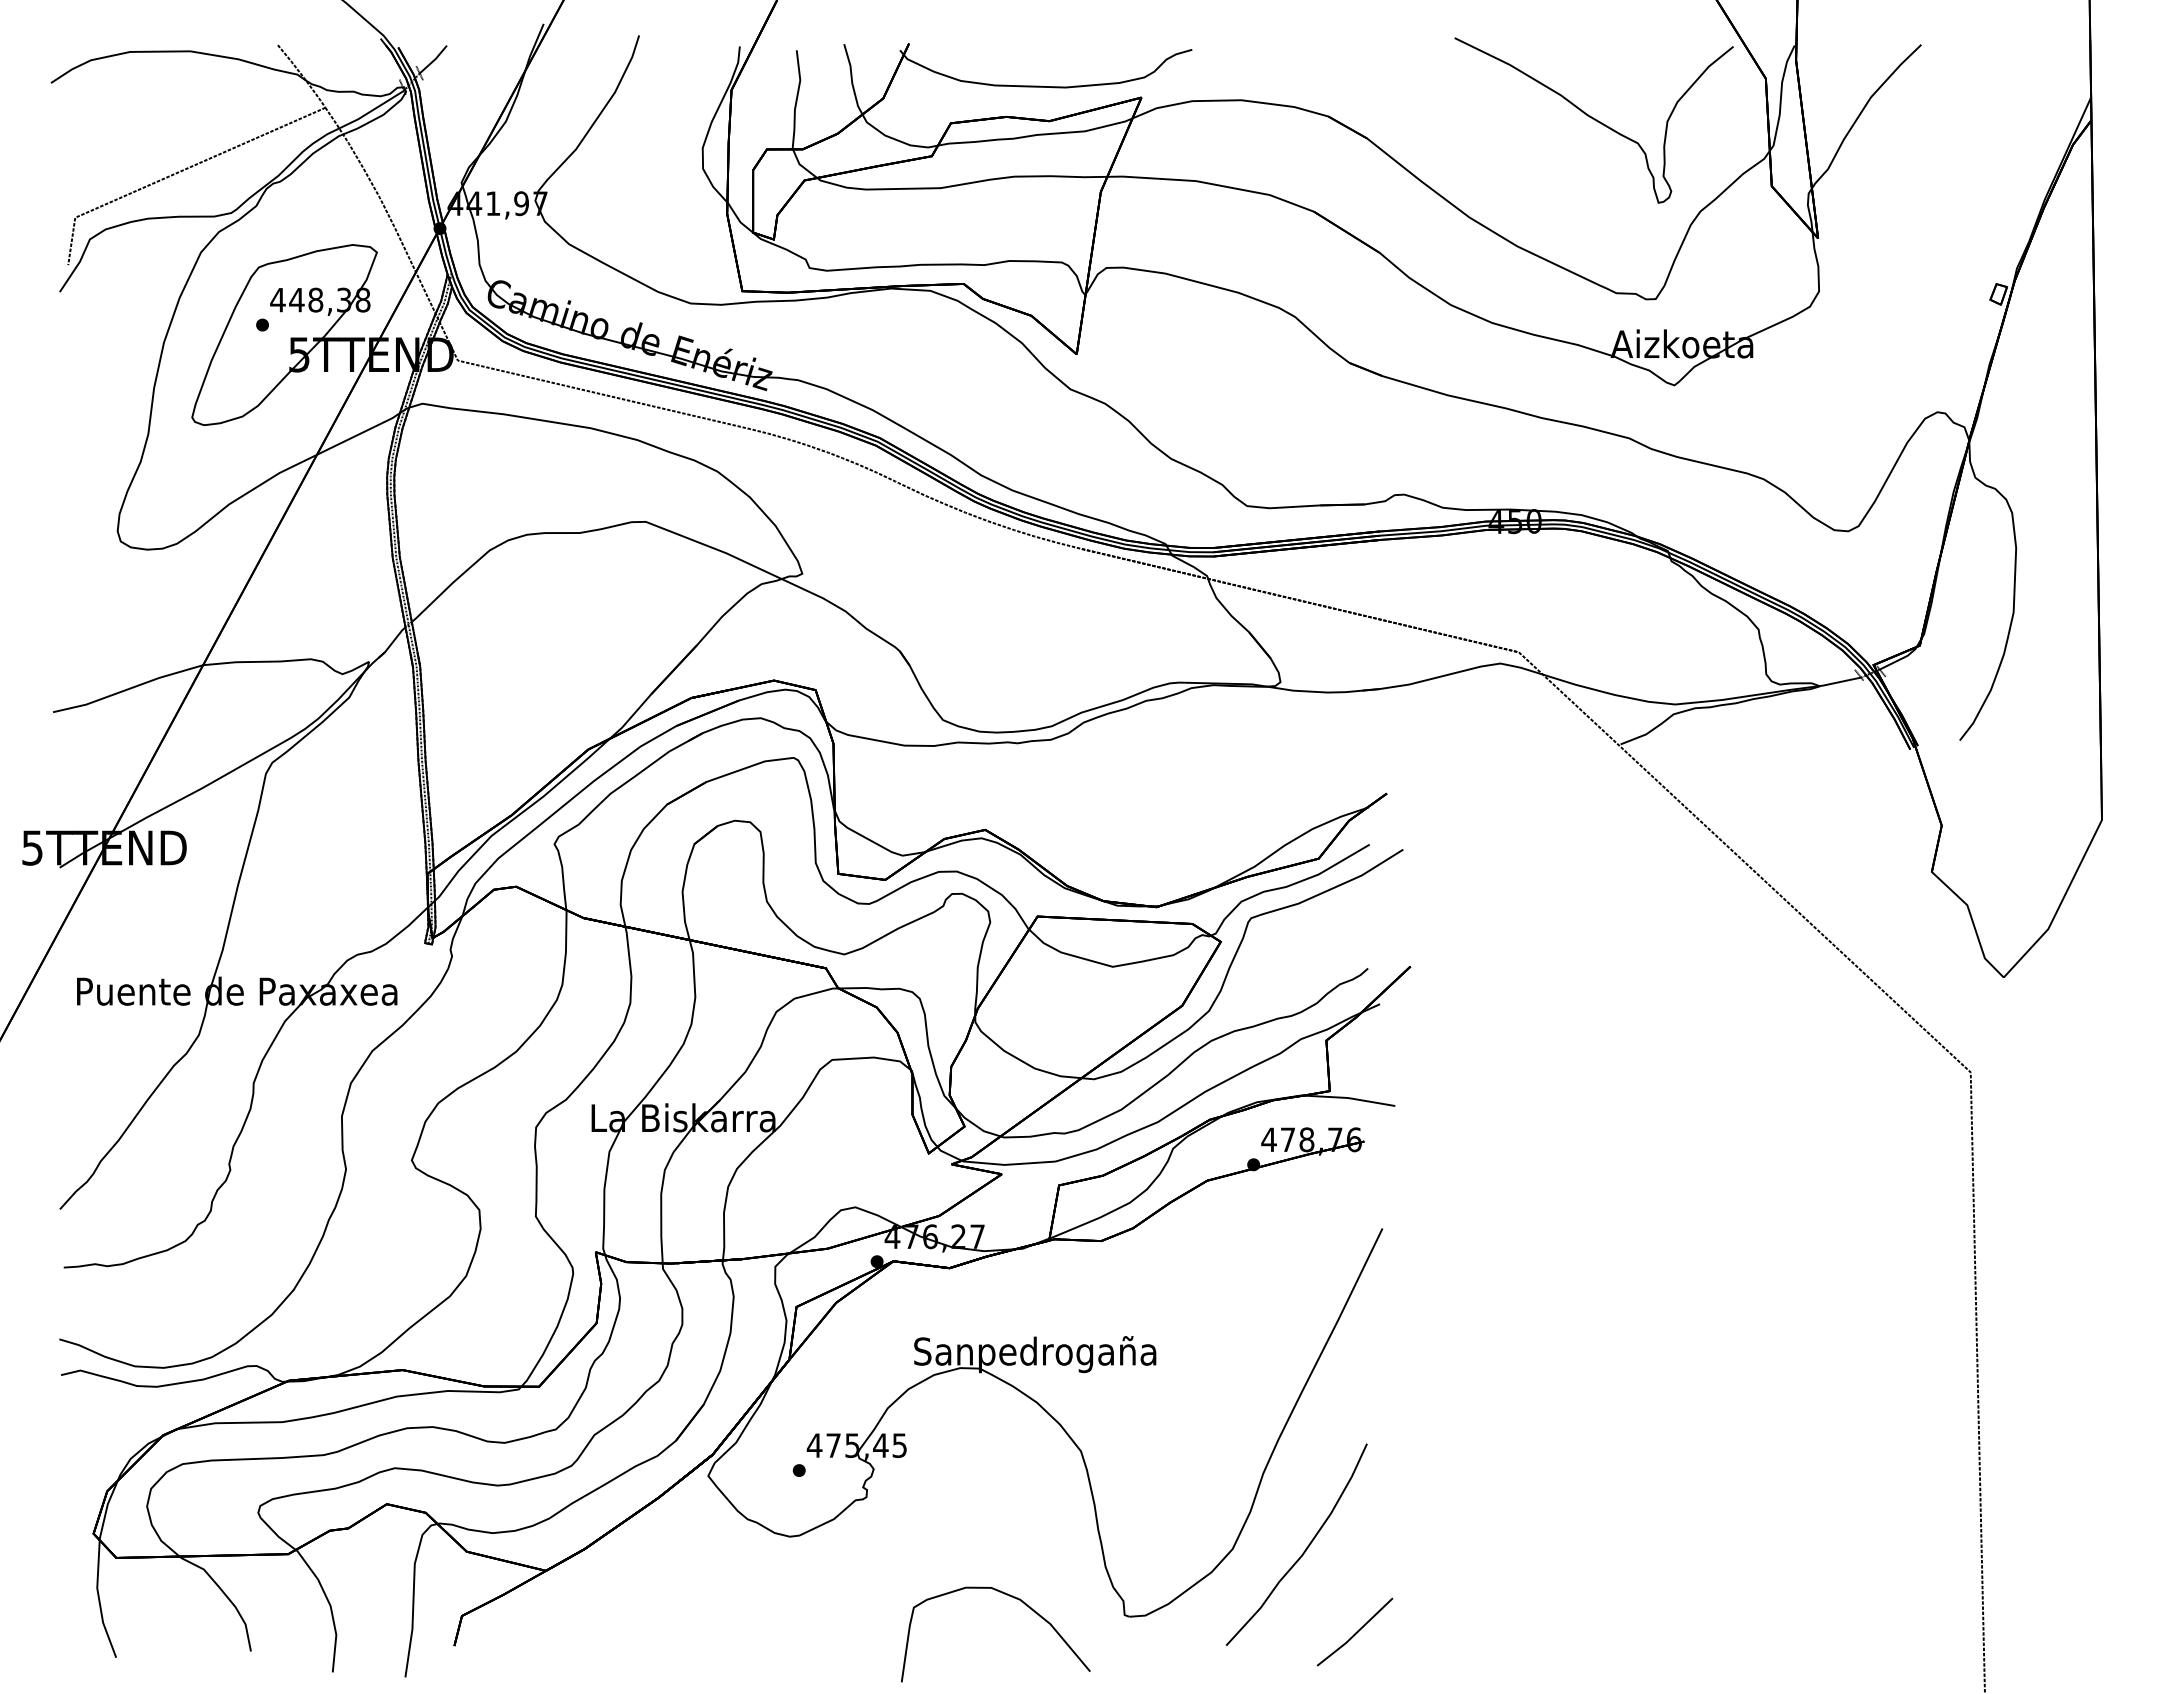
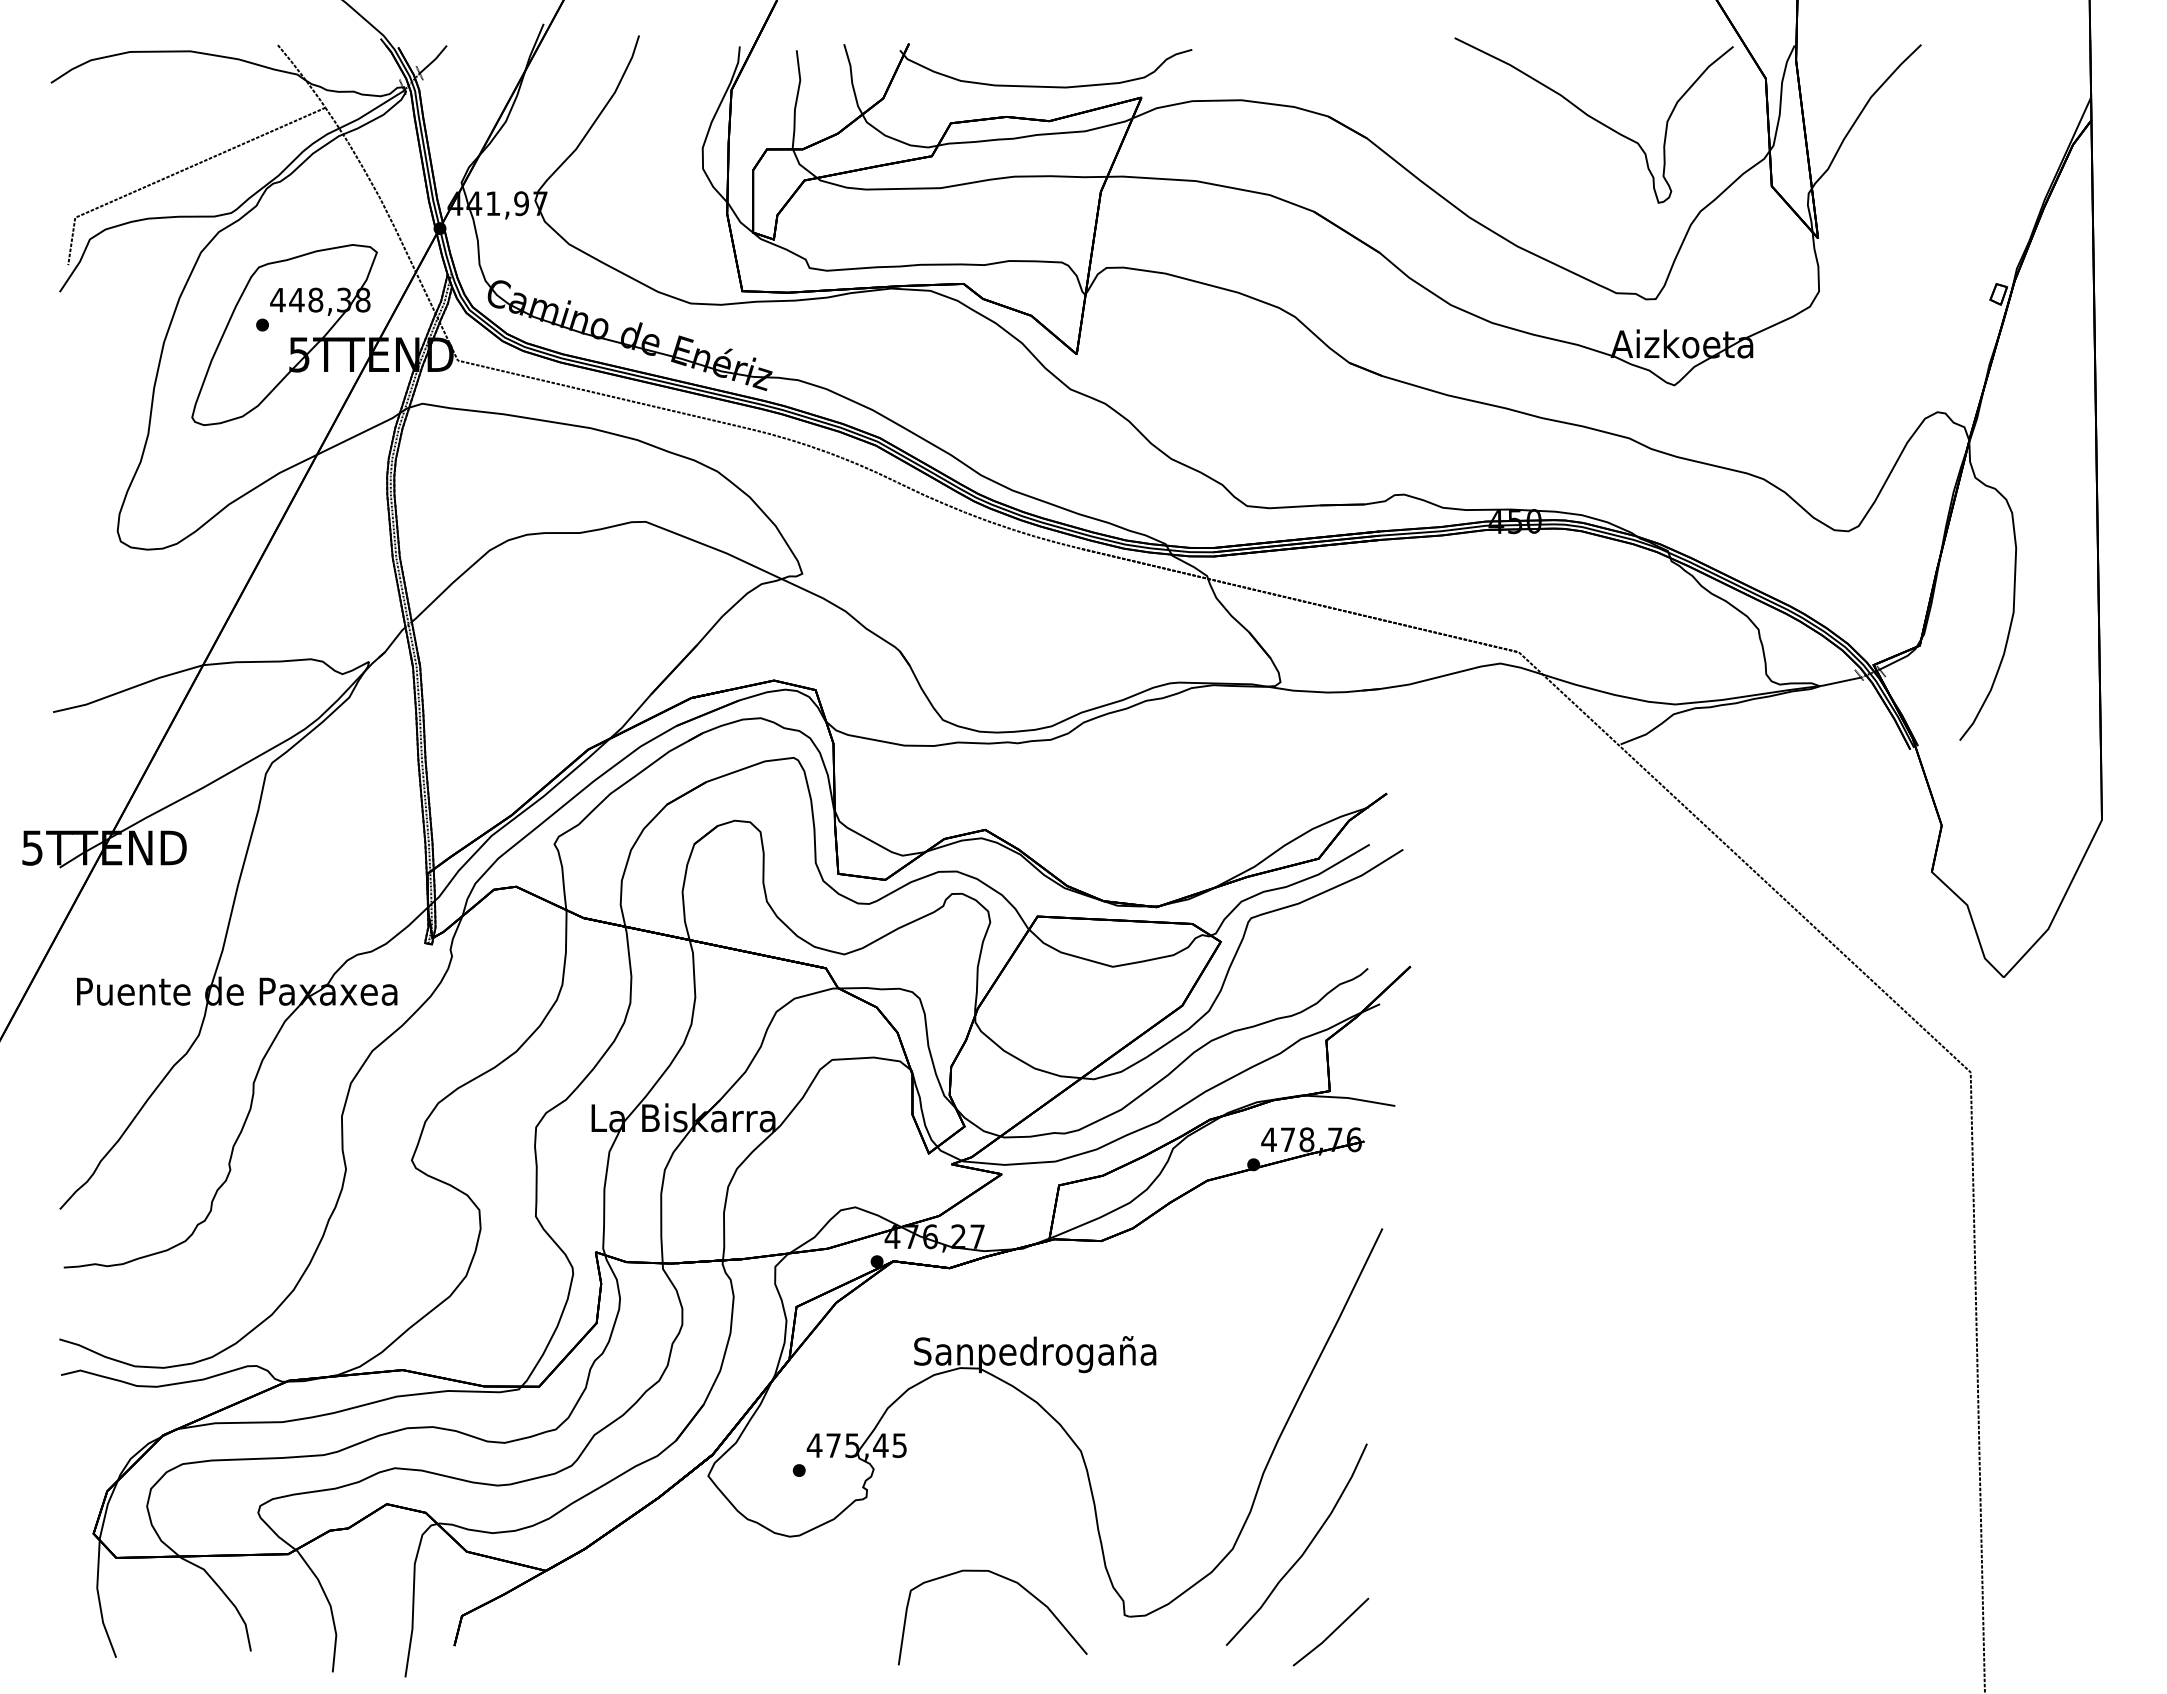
curve position: (1011, 1597) -> (1008, 1580) (1008, 1580)
line position: (1355, 1632) -> (1331, 1632) (1331, 1632)
